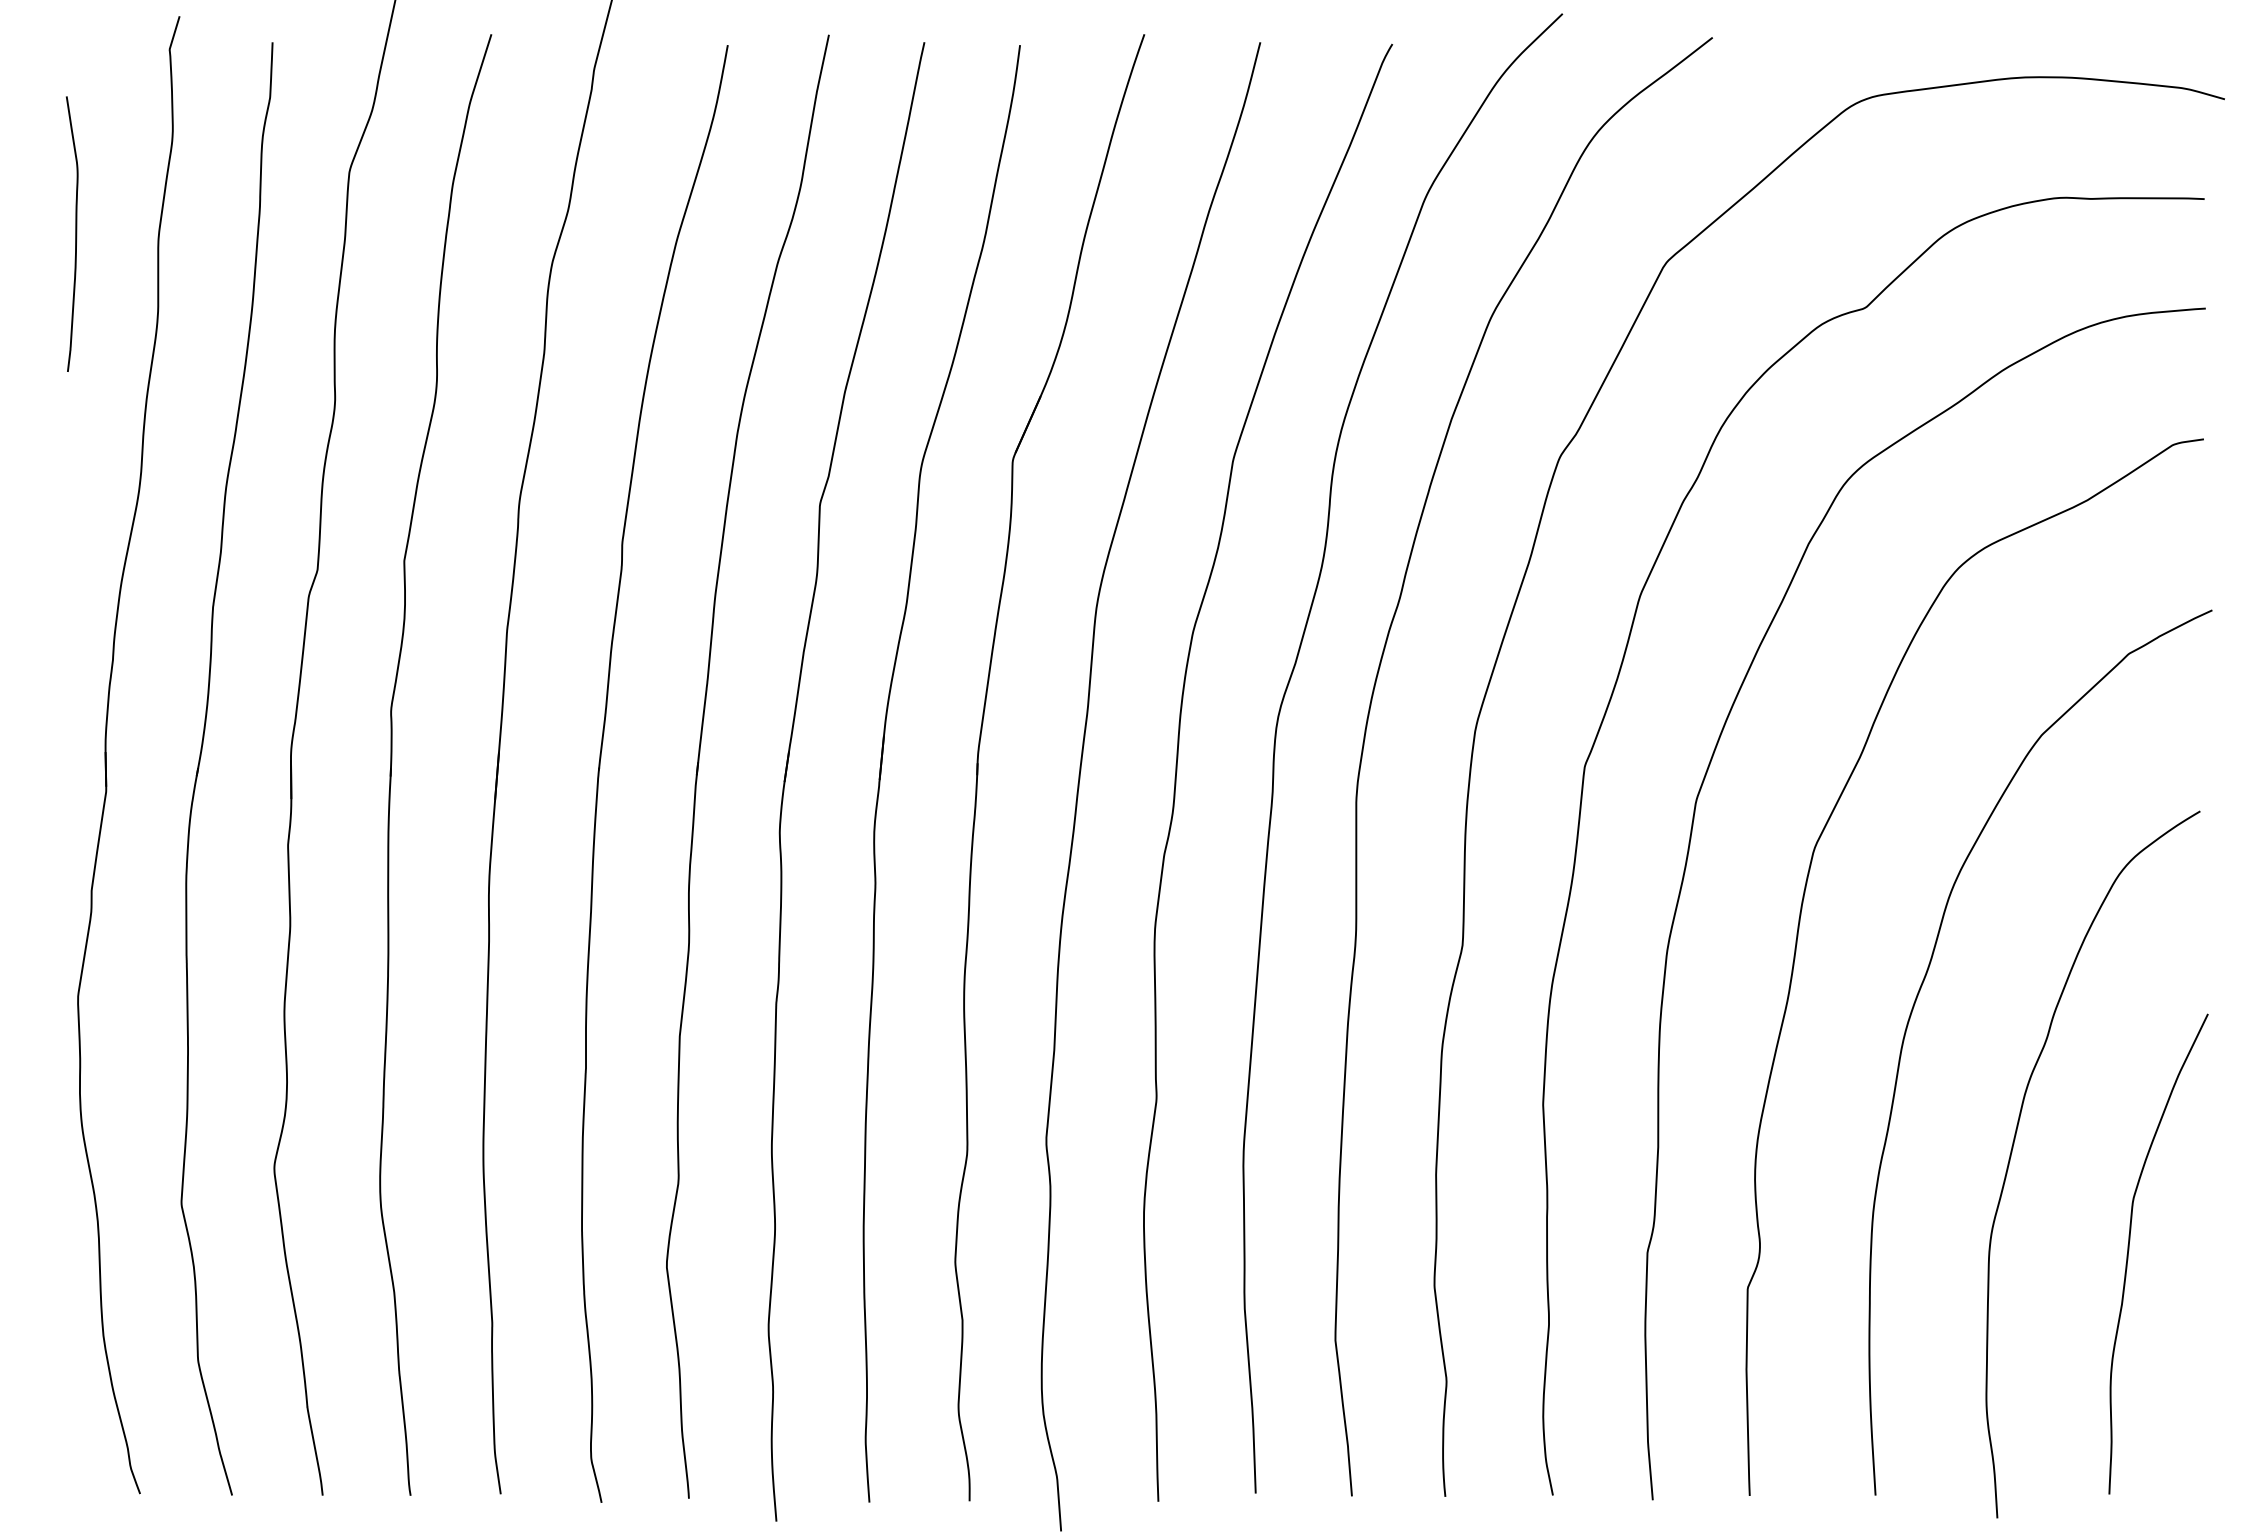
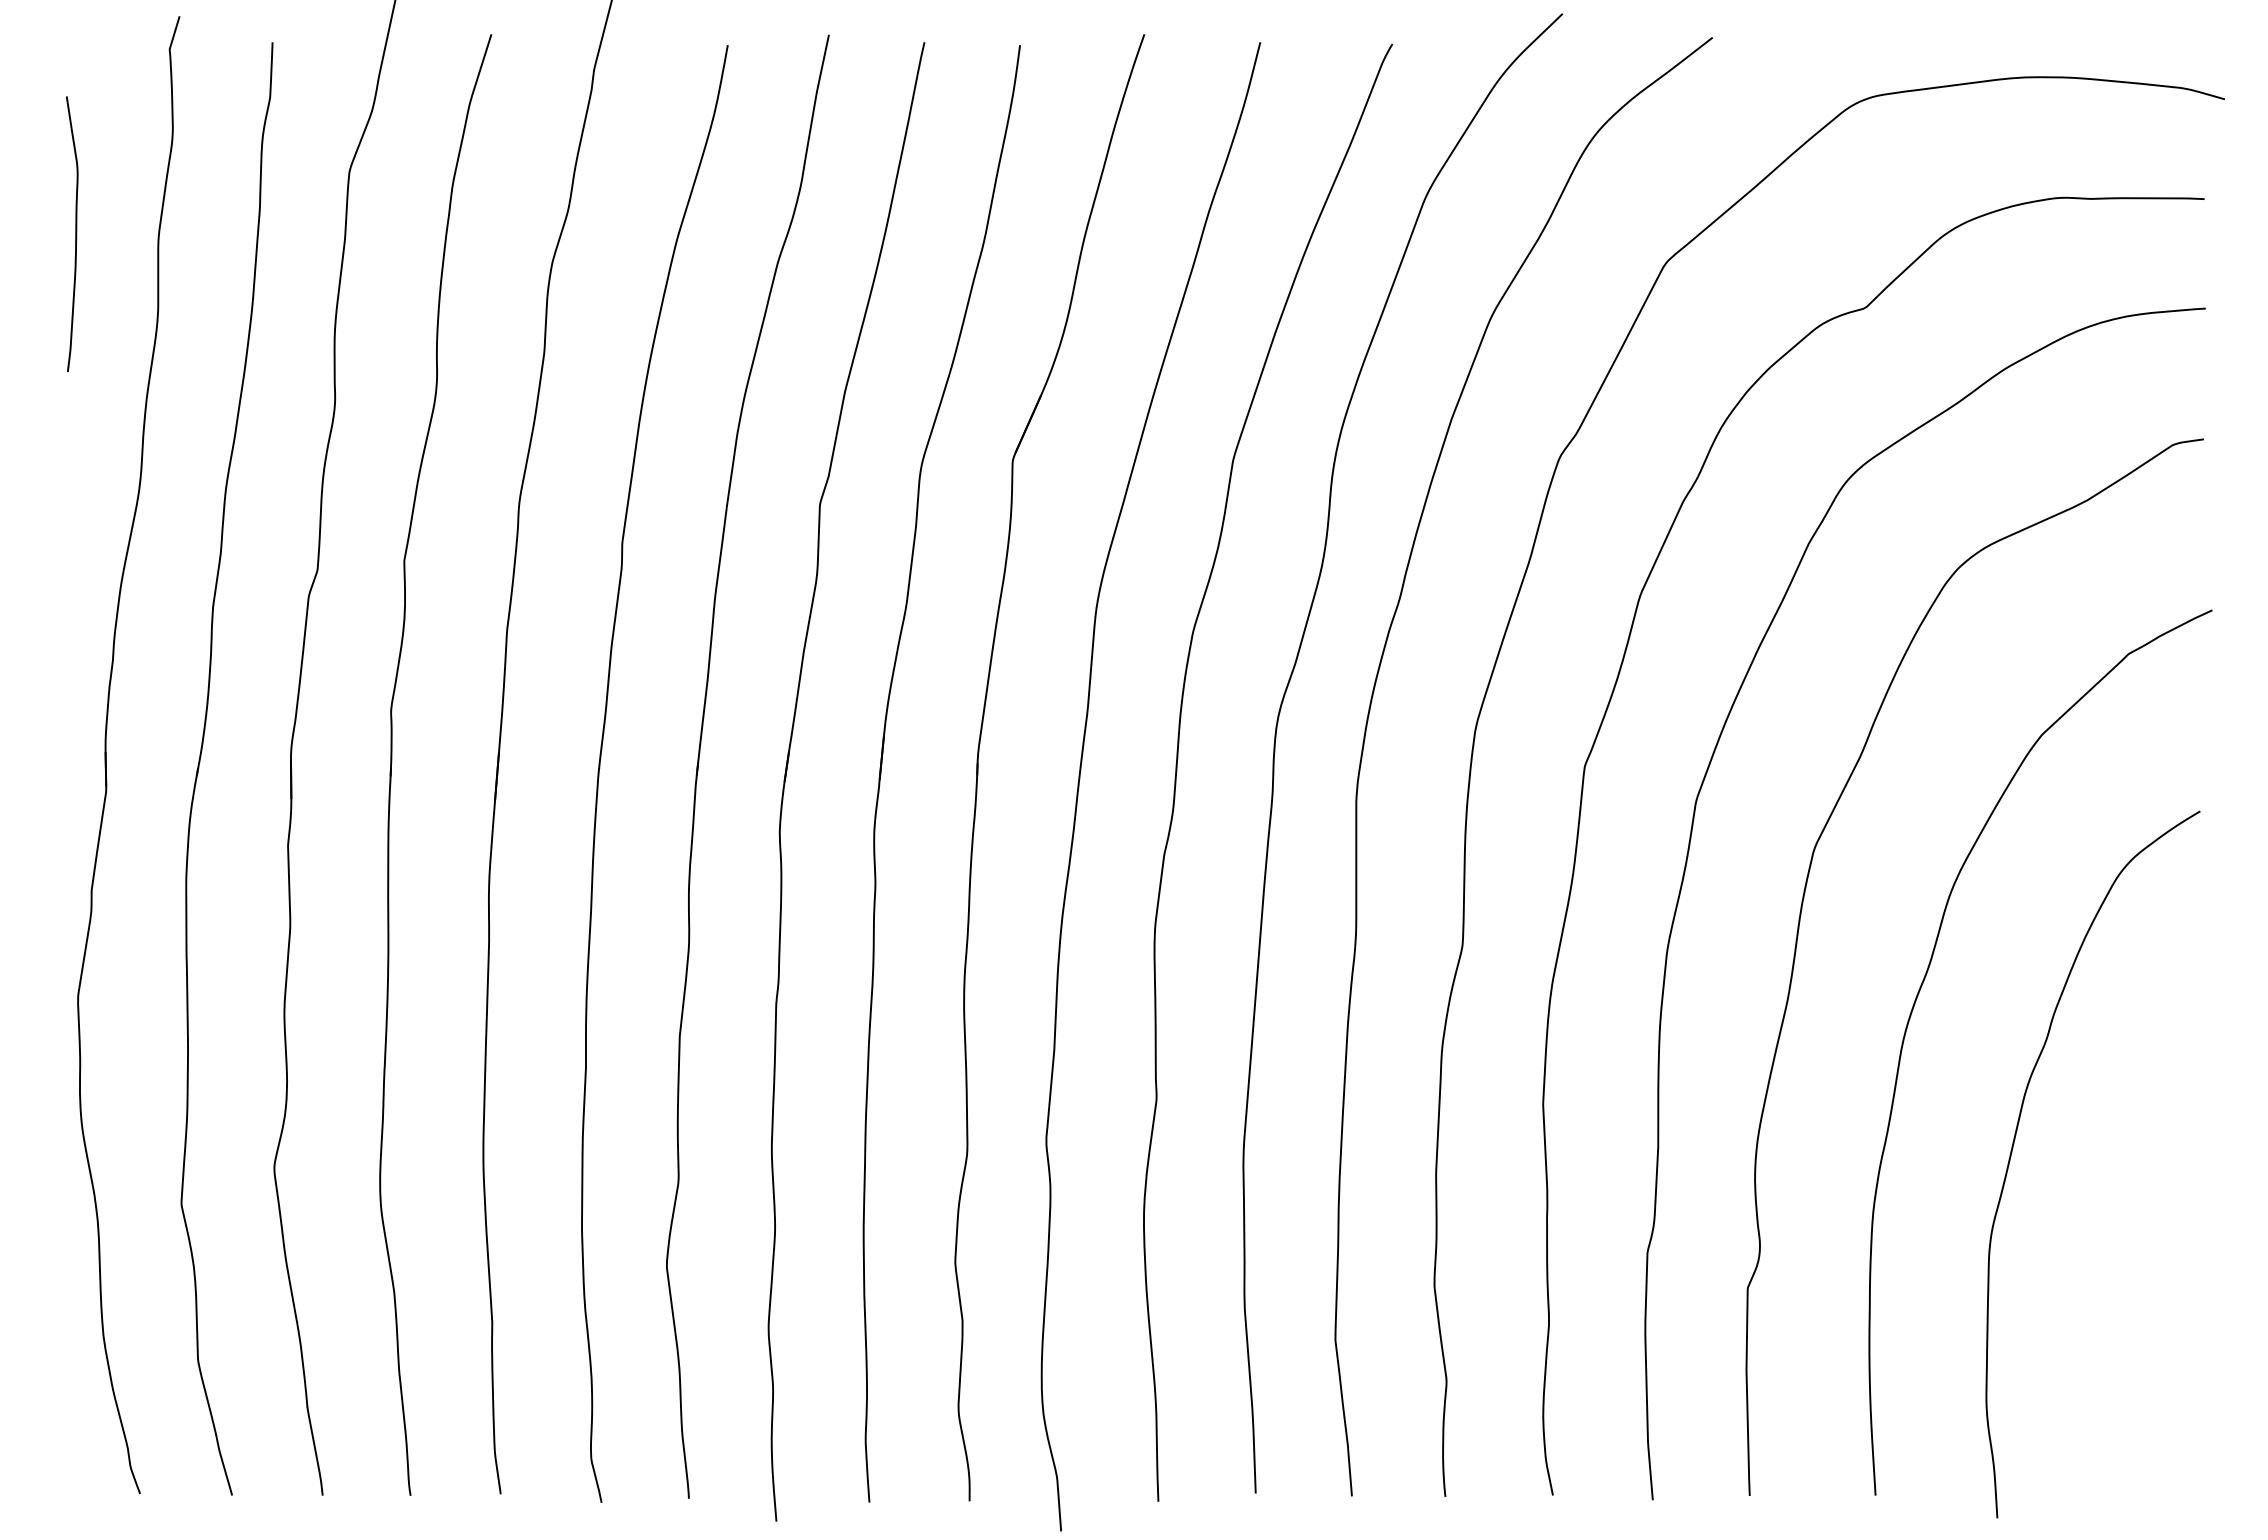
curve: present -> none (2129, 1250)
